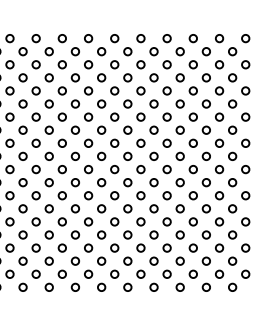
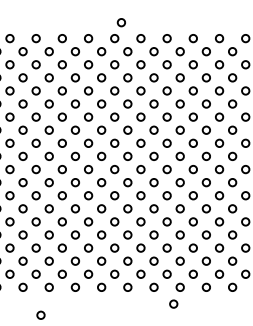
circle: none -> present (120, 22)
circle: none -> present (173, 303)
circle: none -> present (40, 314)
